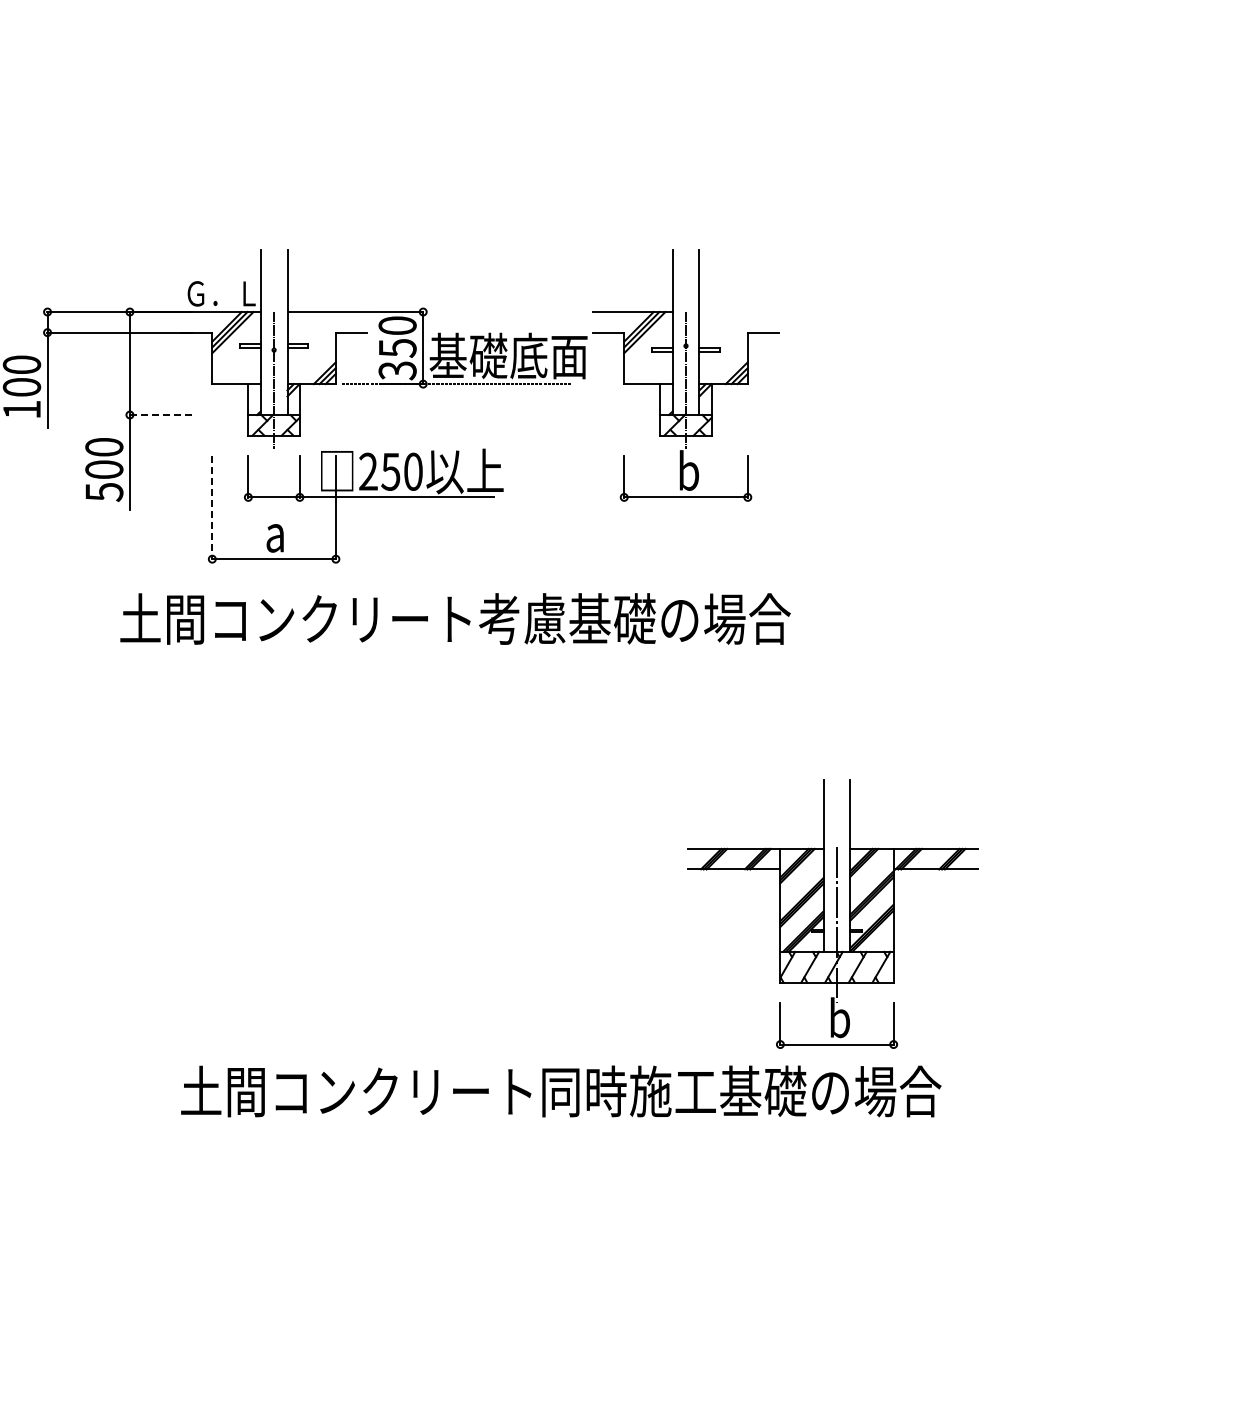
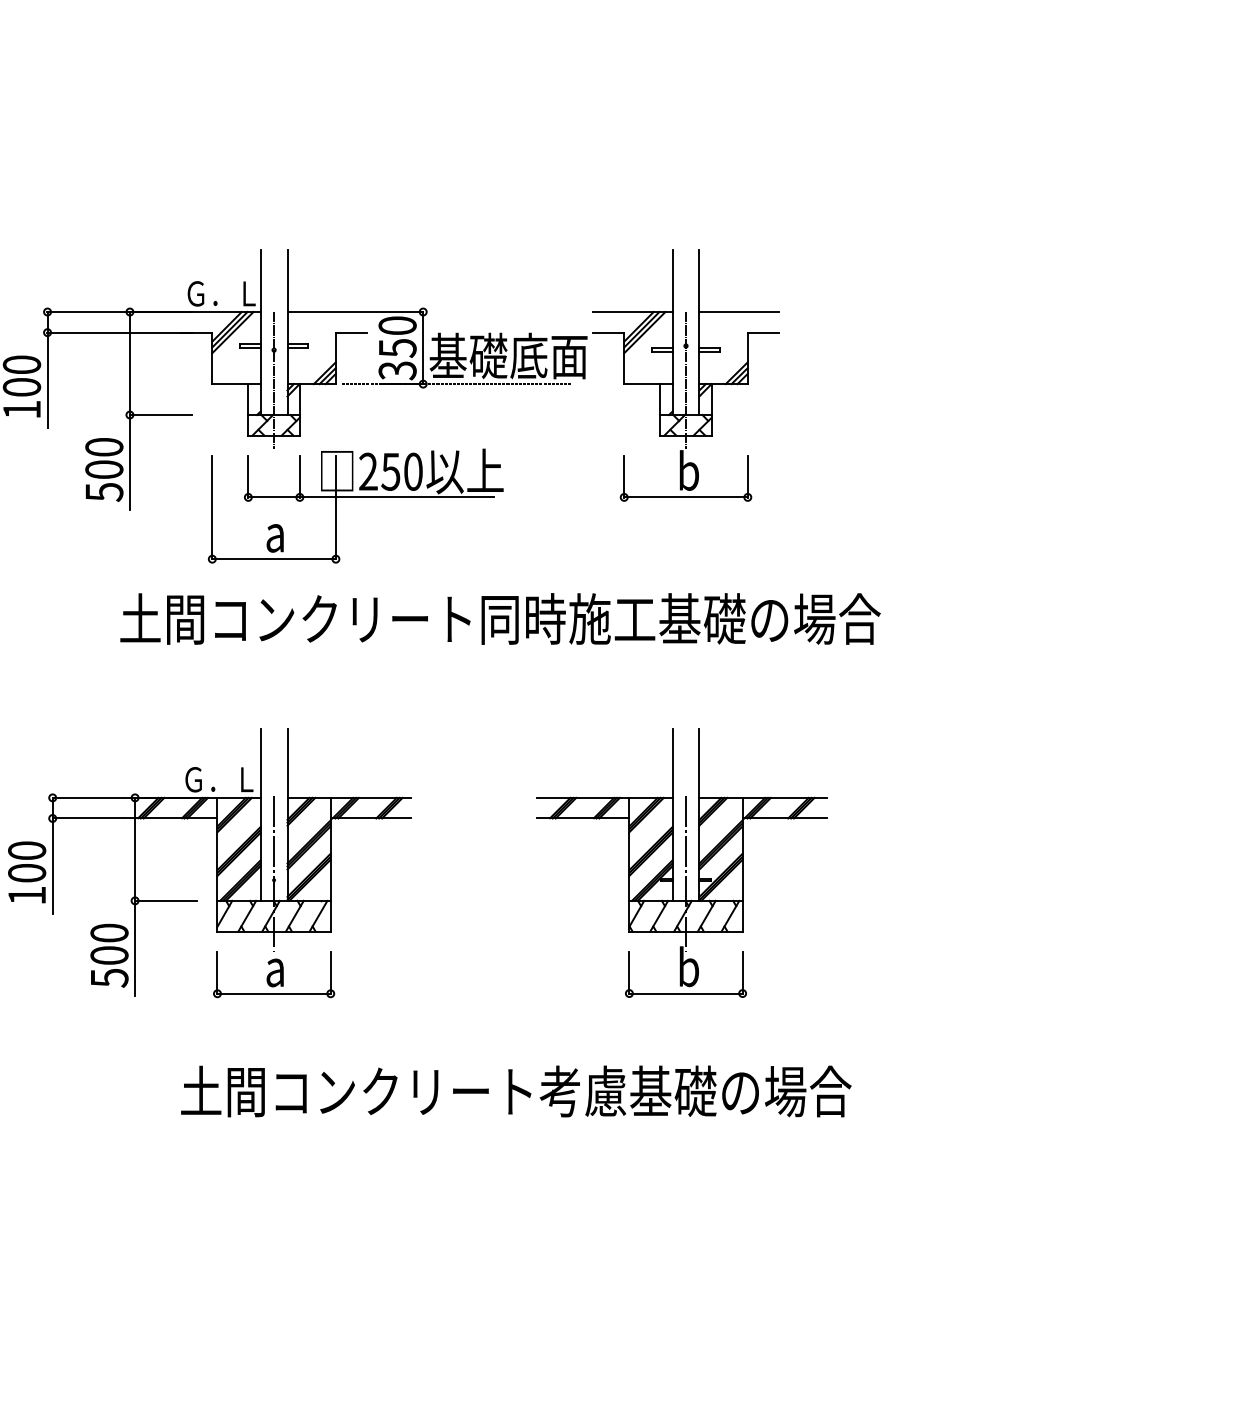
line: none -> present (738, 312)
line: dashed -> solid (160, 415)
line: dashed -> solid (212, 507)
text: 土間コンクリート考慮基礎の場合 -> 土間コンクリート同時施工基礎の場合 (679, 618)
part: none -> present (216, 863)
part position: (832, 913) -> (681, 862) (681, 862)
text: 土間コンクリート同時施工基礎の場合 -> 土間コンクリート考慮基礎の場合 (740, 1091)
